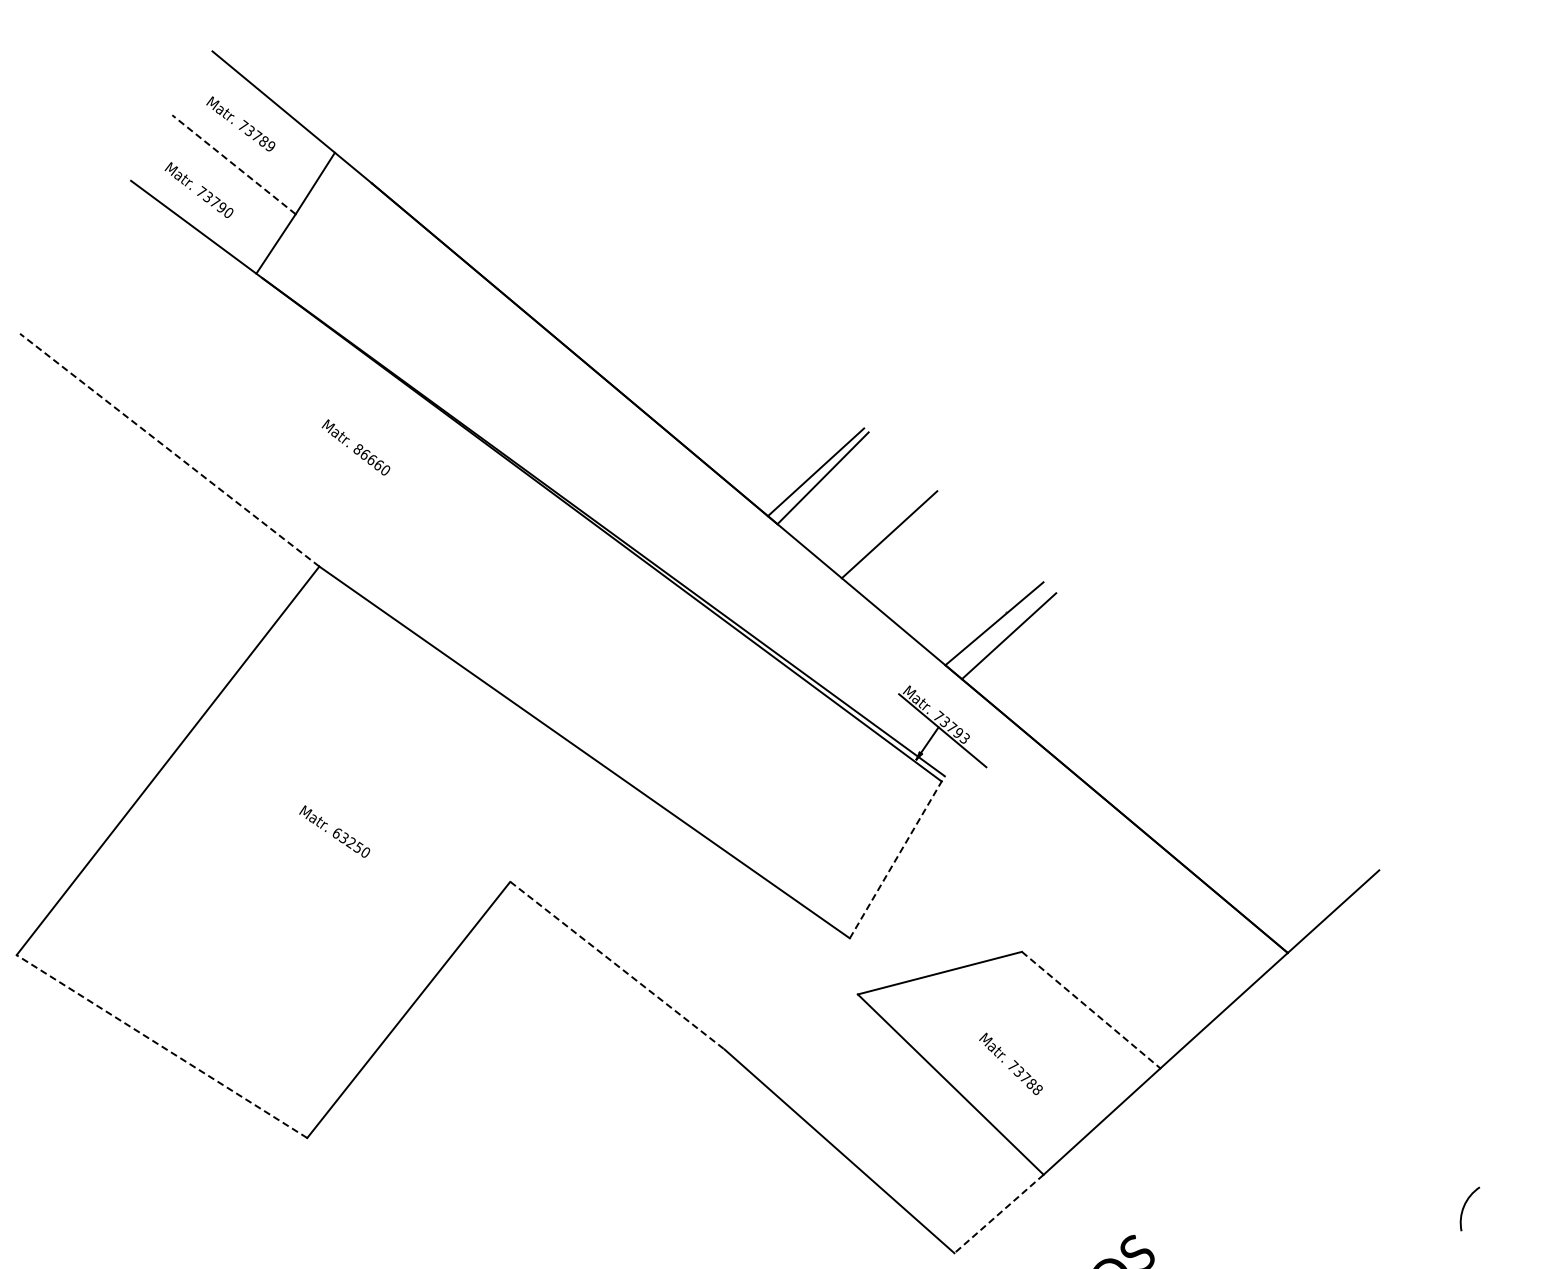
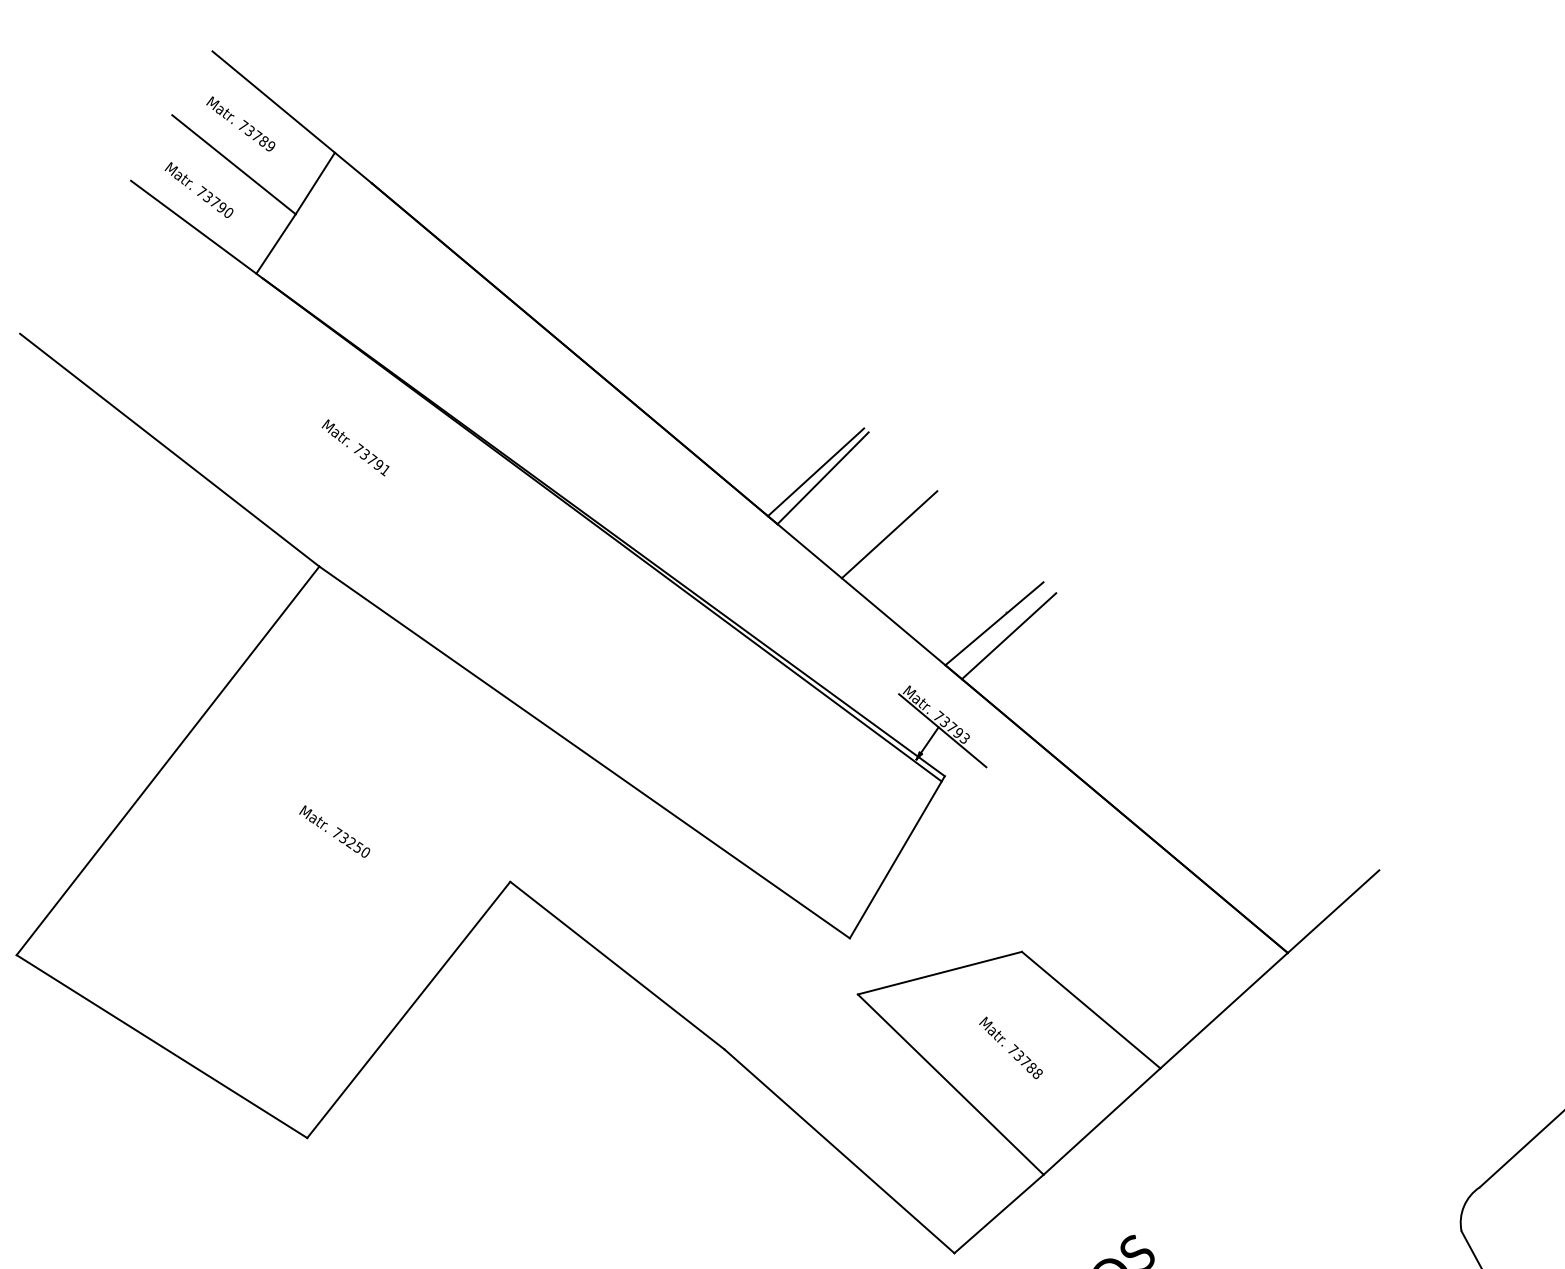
line: dashed -> solid (233, 164)
line: dashed -> solid (169, 450)
text: 86660 -> 73791 (371, 459)
text: 63250 -> 73250 (337, 832)
line: dashed -> solid (897, 857)
line: dashed -> solid (617, 965)
line: dashed -> solid (1091, 1010)
line: dashed -> solid (161, 1046)
text position: (1010, 1063) -> (1010, 1047) (1010, 1047)
line: none -> present (1520, 1150)
line: dashed -> solid (998, 1214)
line: none -> present (1470, 1248)
